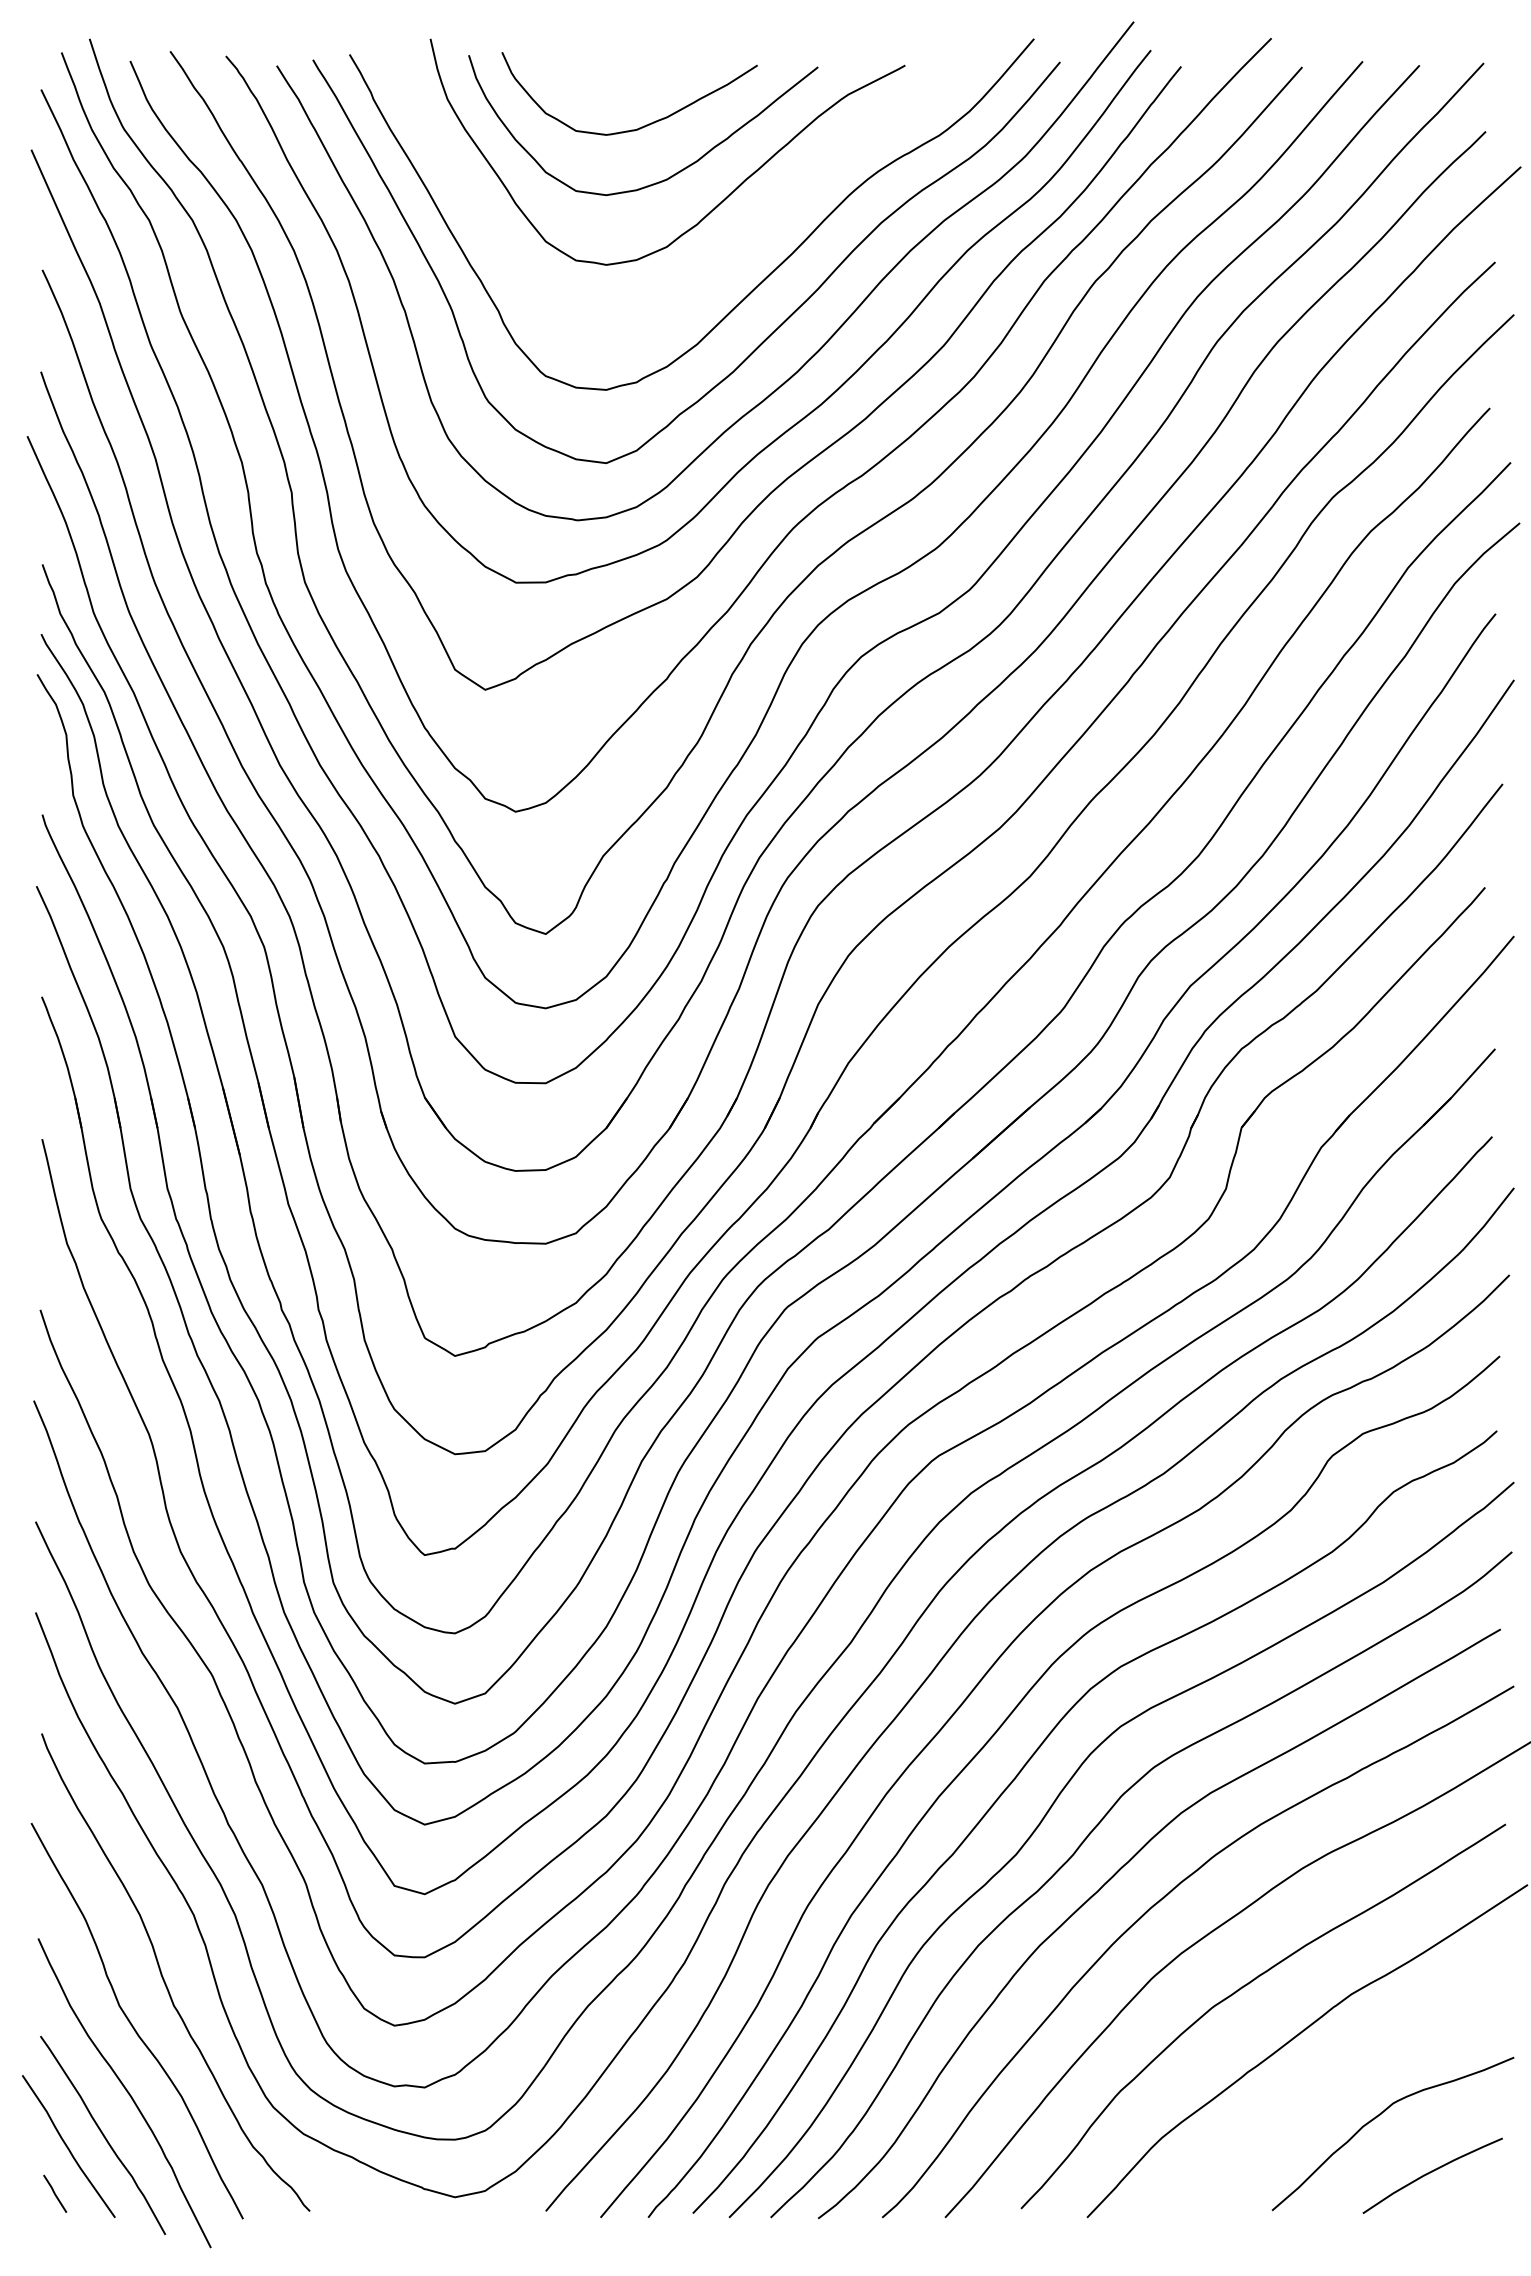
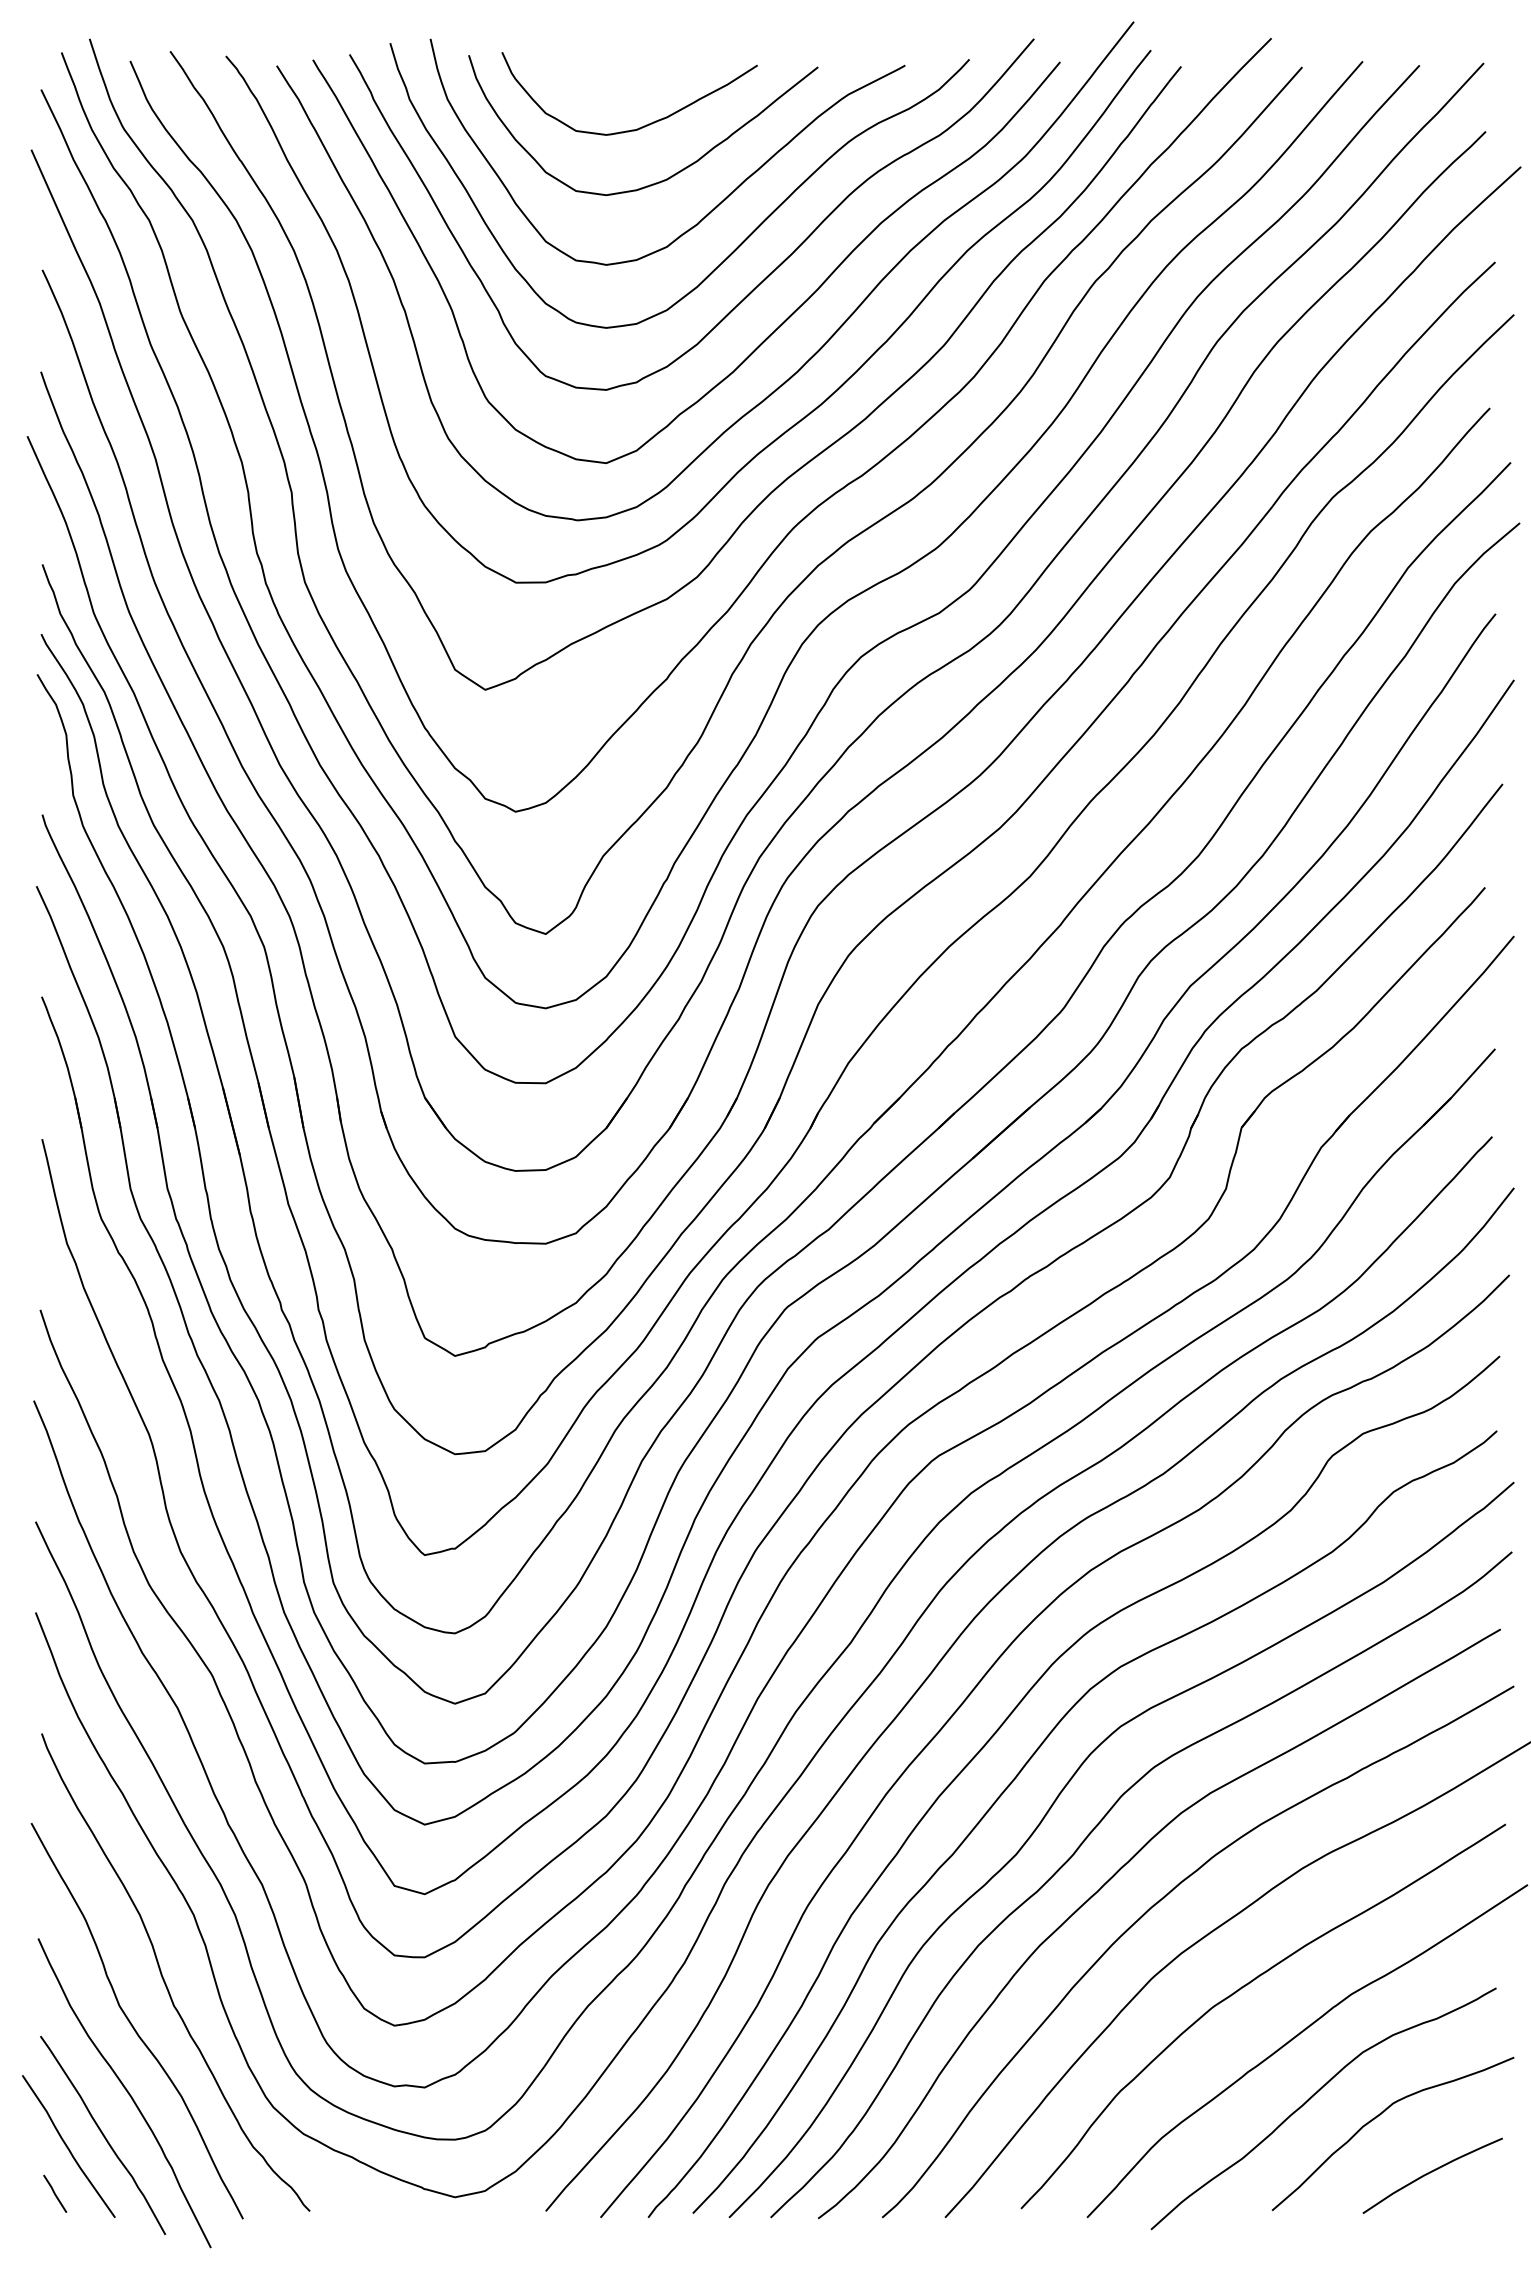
curve: none -> present (739, 244)
curve: none -> present (1312, 2097)
